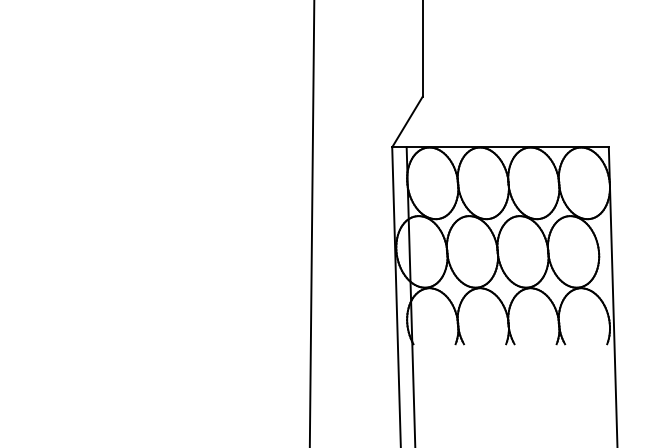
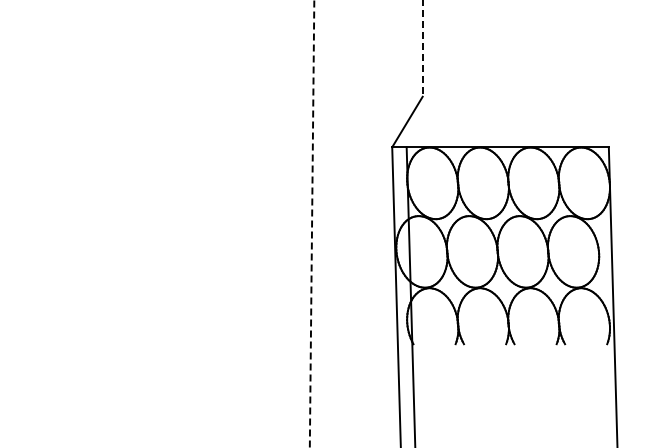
line: solid -> dashed (422, 49)
line: solid -> dashed (312, 223)
